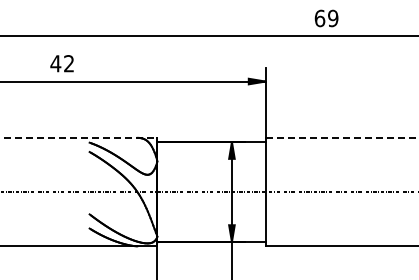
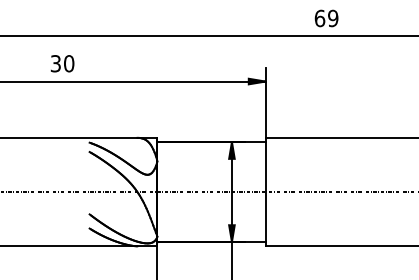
text: 42 -> 30 (62, 63)
line: dashed -> solid (79, 137)
line: dashed -> solid (342, 137)
